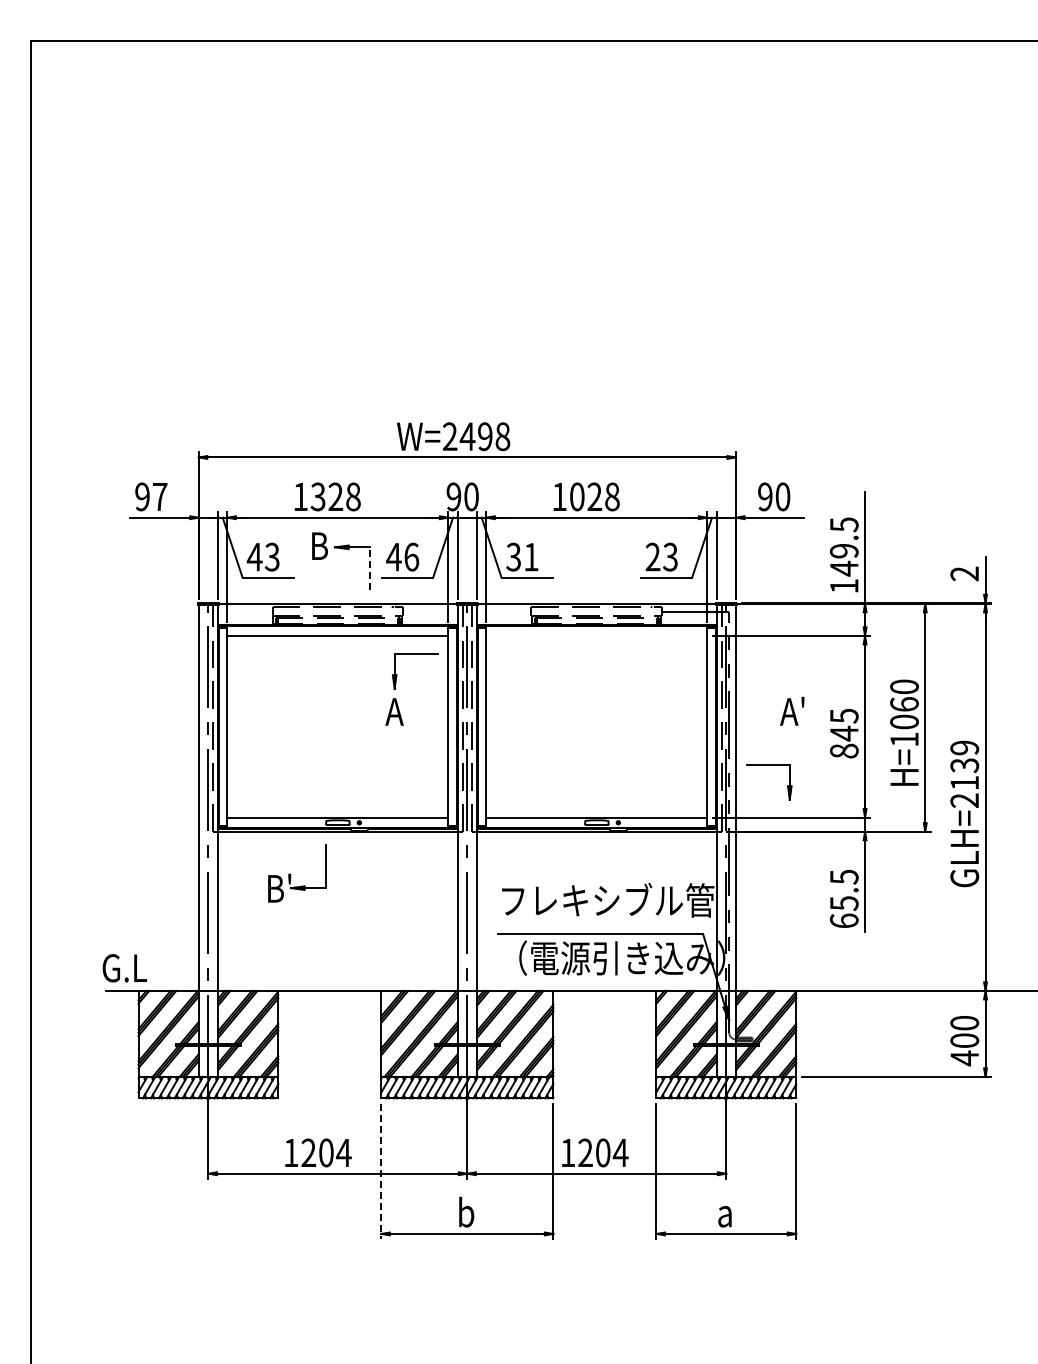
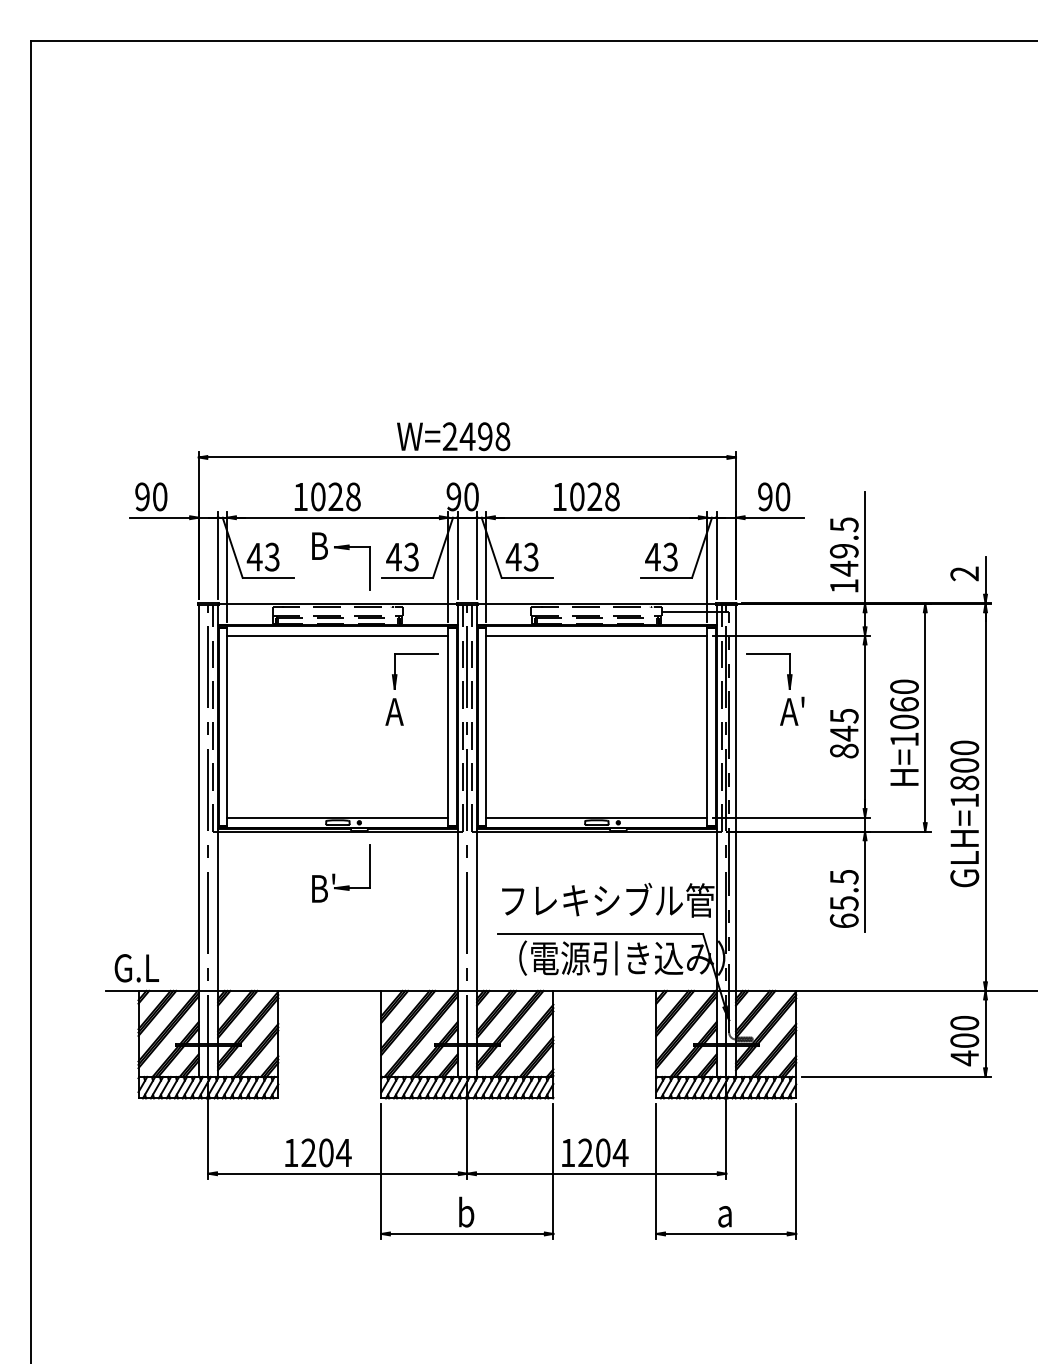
text: 97 -> 90 (160, 496)
text: 1328 -> 1028 (317, 496)
text: 46 -> 43 (411, 556)
text: 31 -> 43 (521, 556)
text: 23 -> 43 (652, 556)
line: dashed -> solid (370, 568)
line: none -> present (596, 635)
part position: (769, 765) -> (769, 654) (769, 654)
text: GLH=2139 -> GLH=1800 (964, 773)
part position: (291, 874) -> (335, 874) (335, 874)
text position: (124, 968) -> (136, 968) (136, 968)
line: dashed -> solid (381, 1171)
